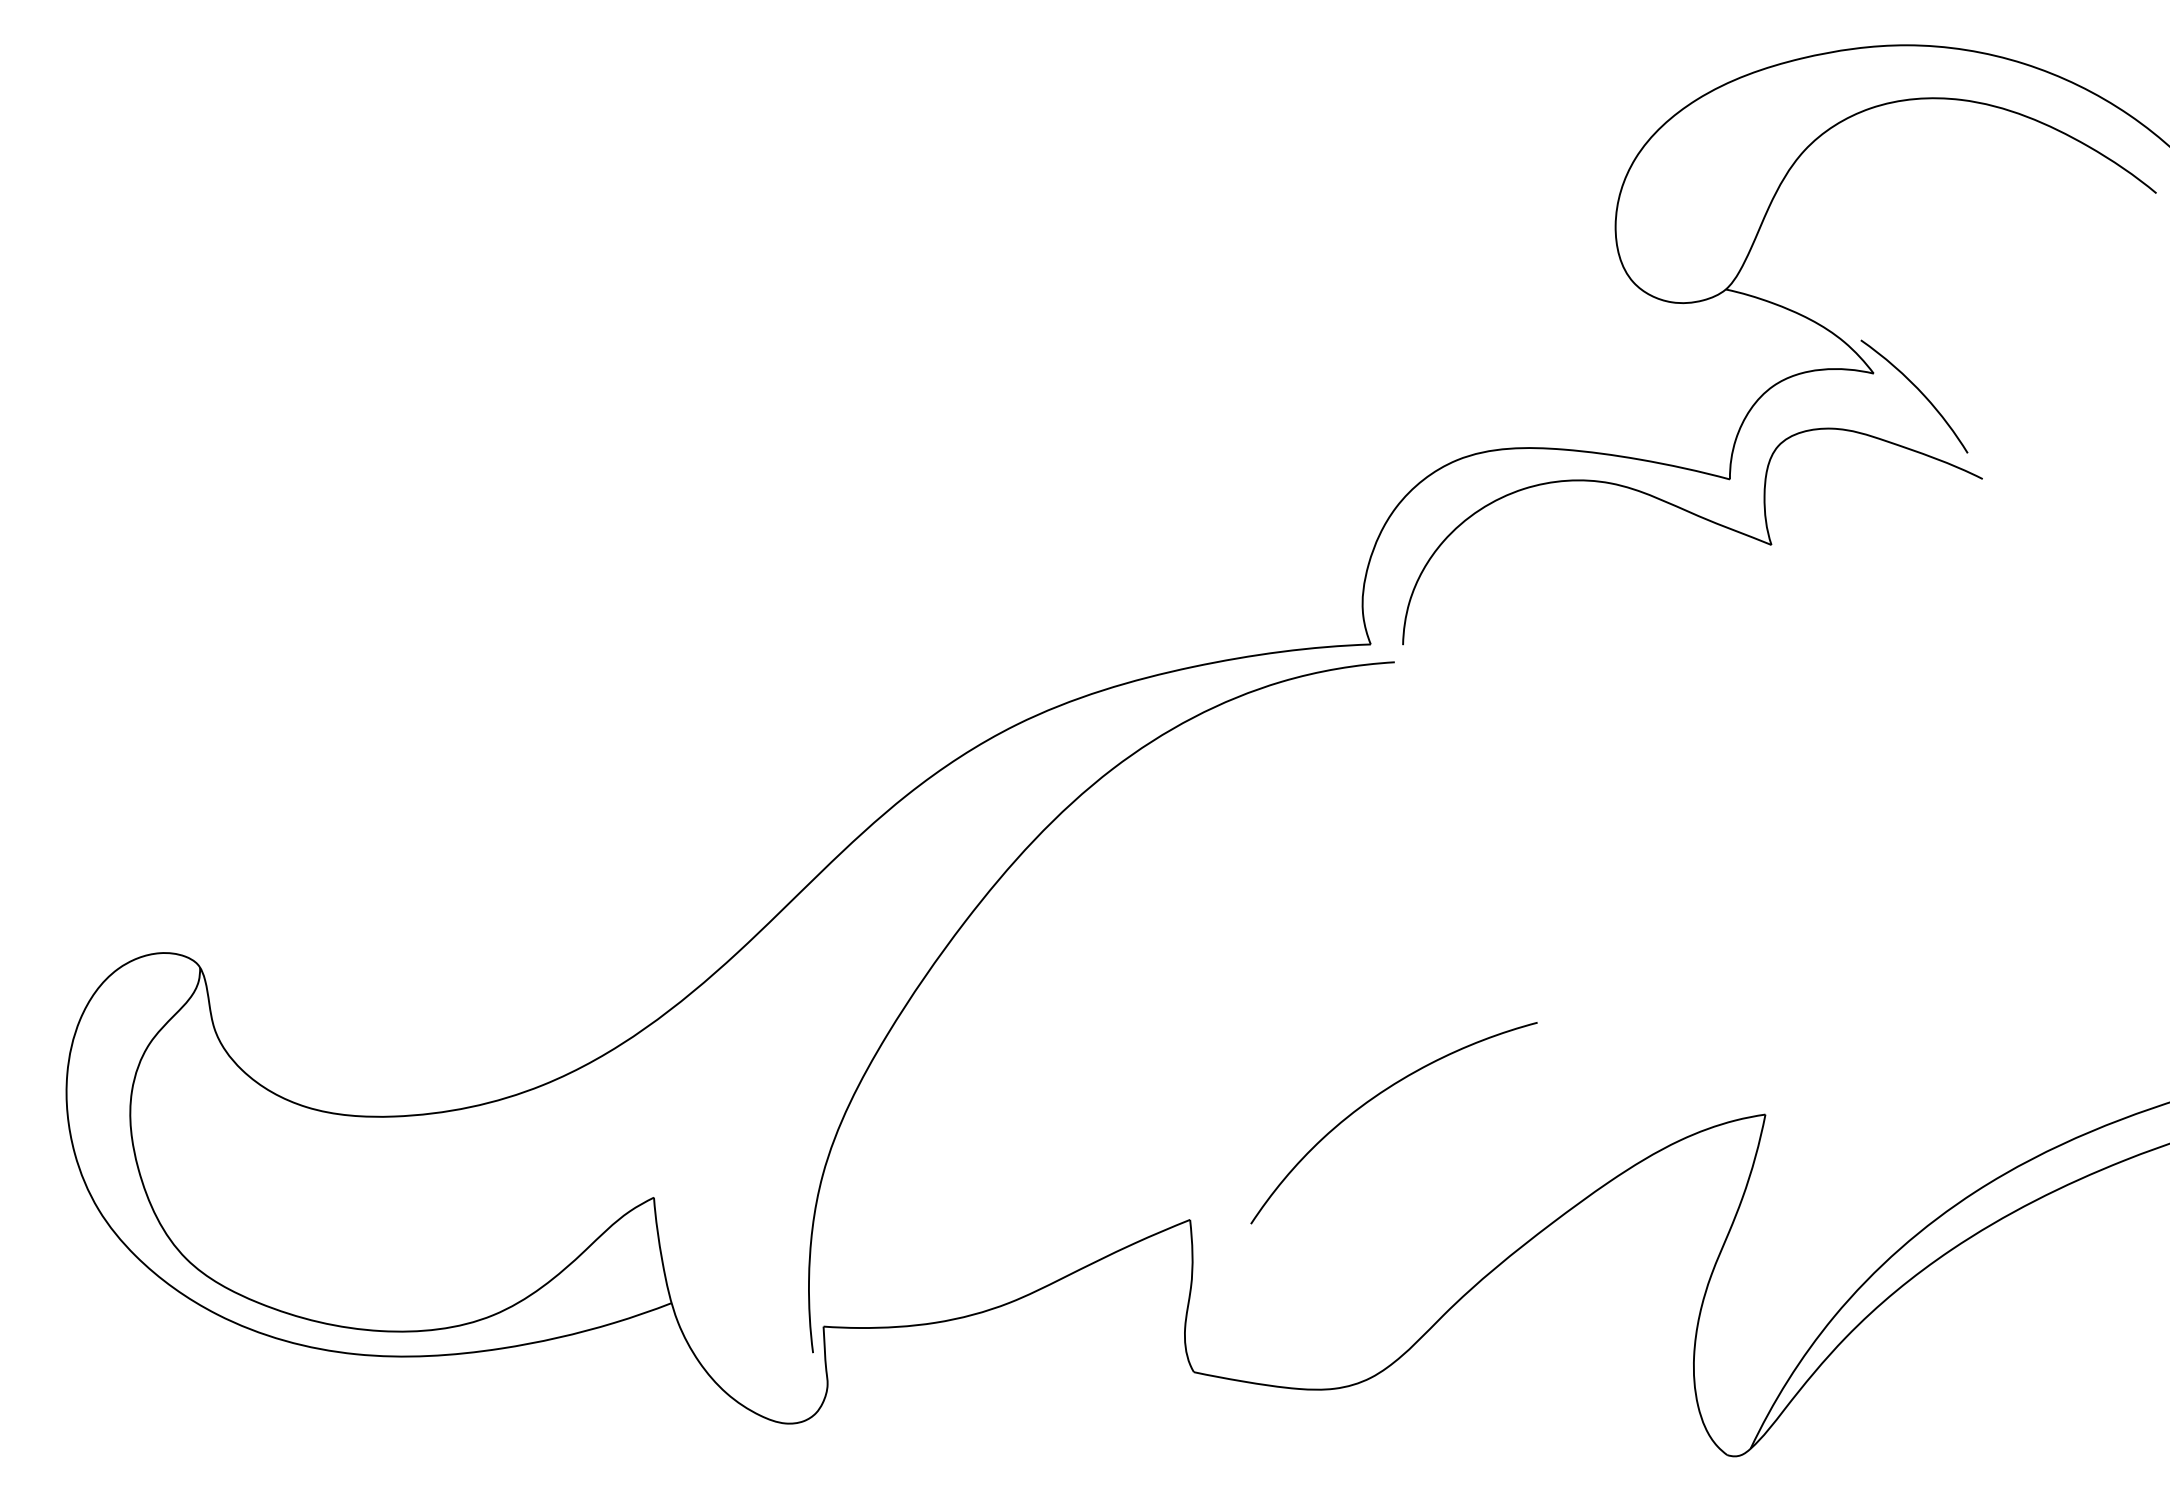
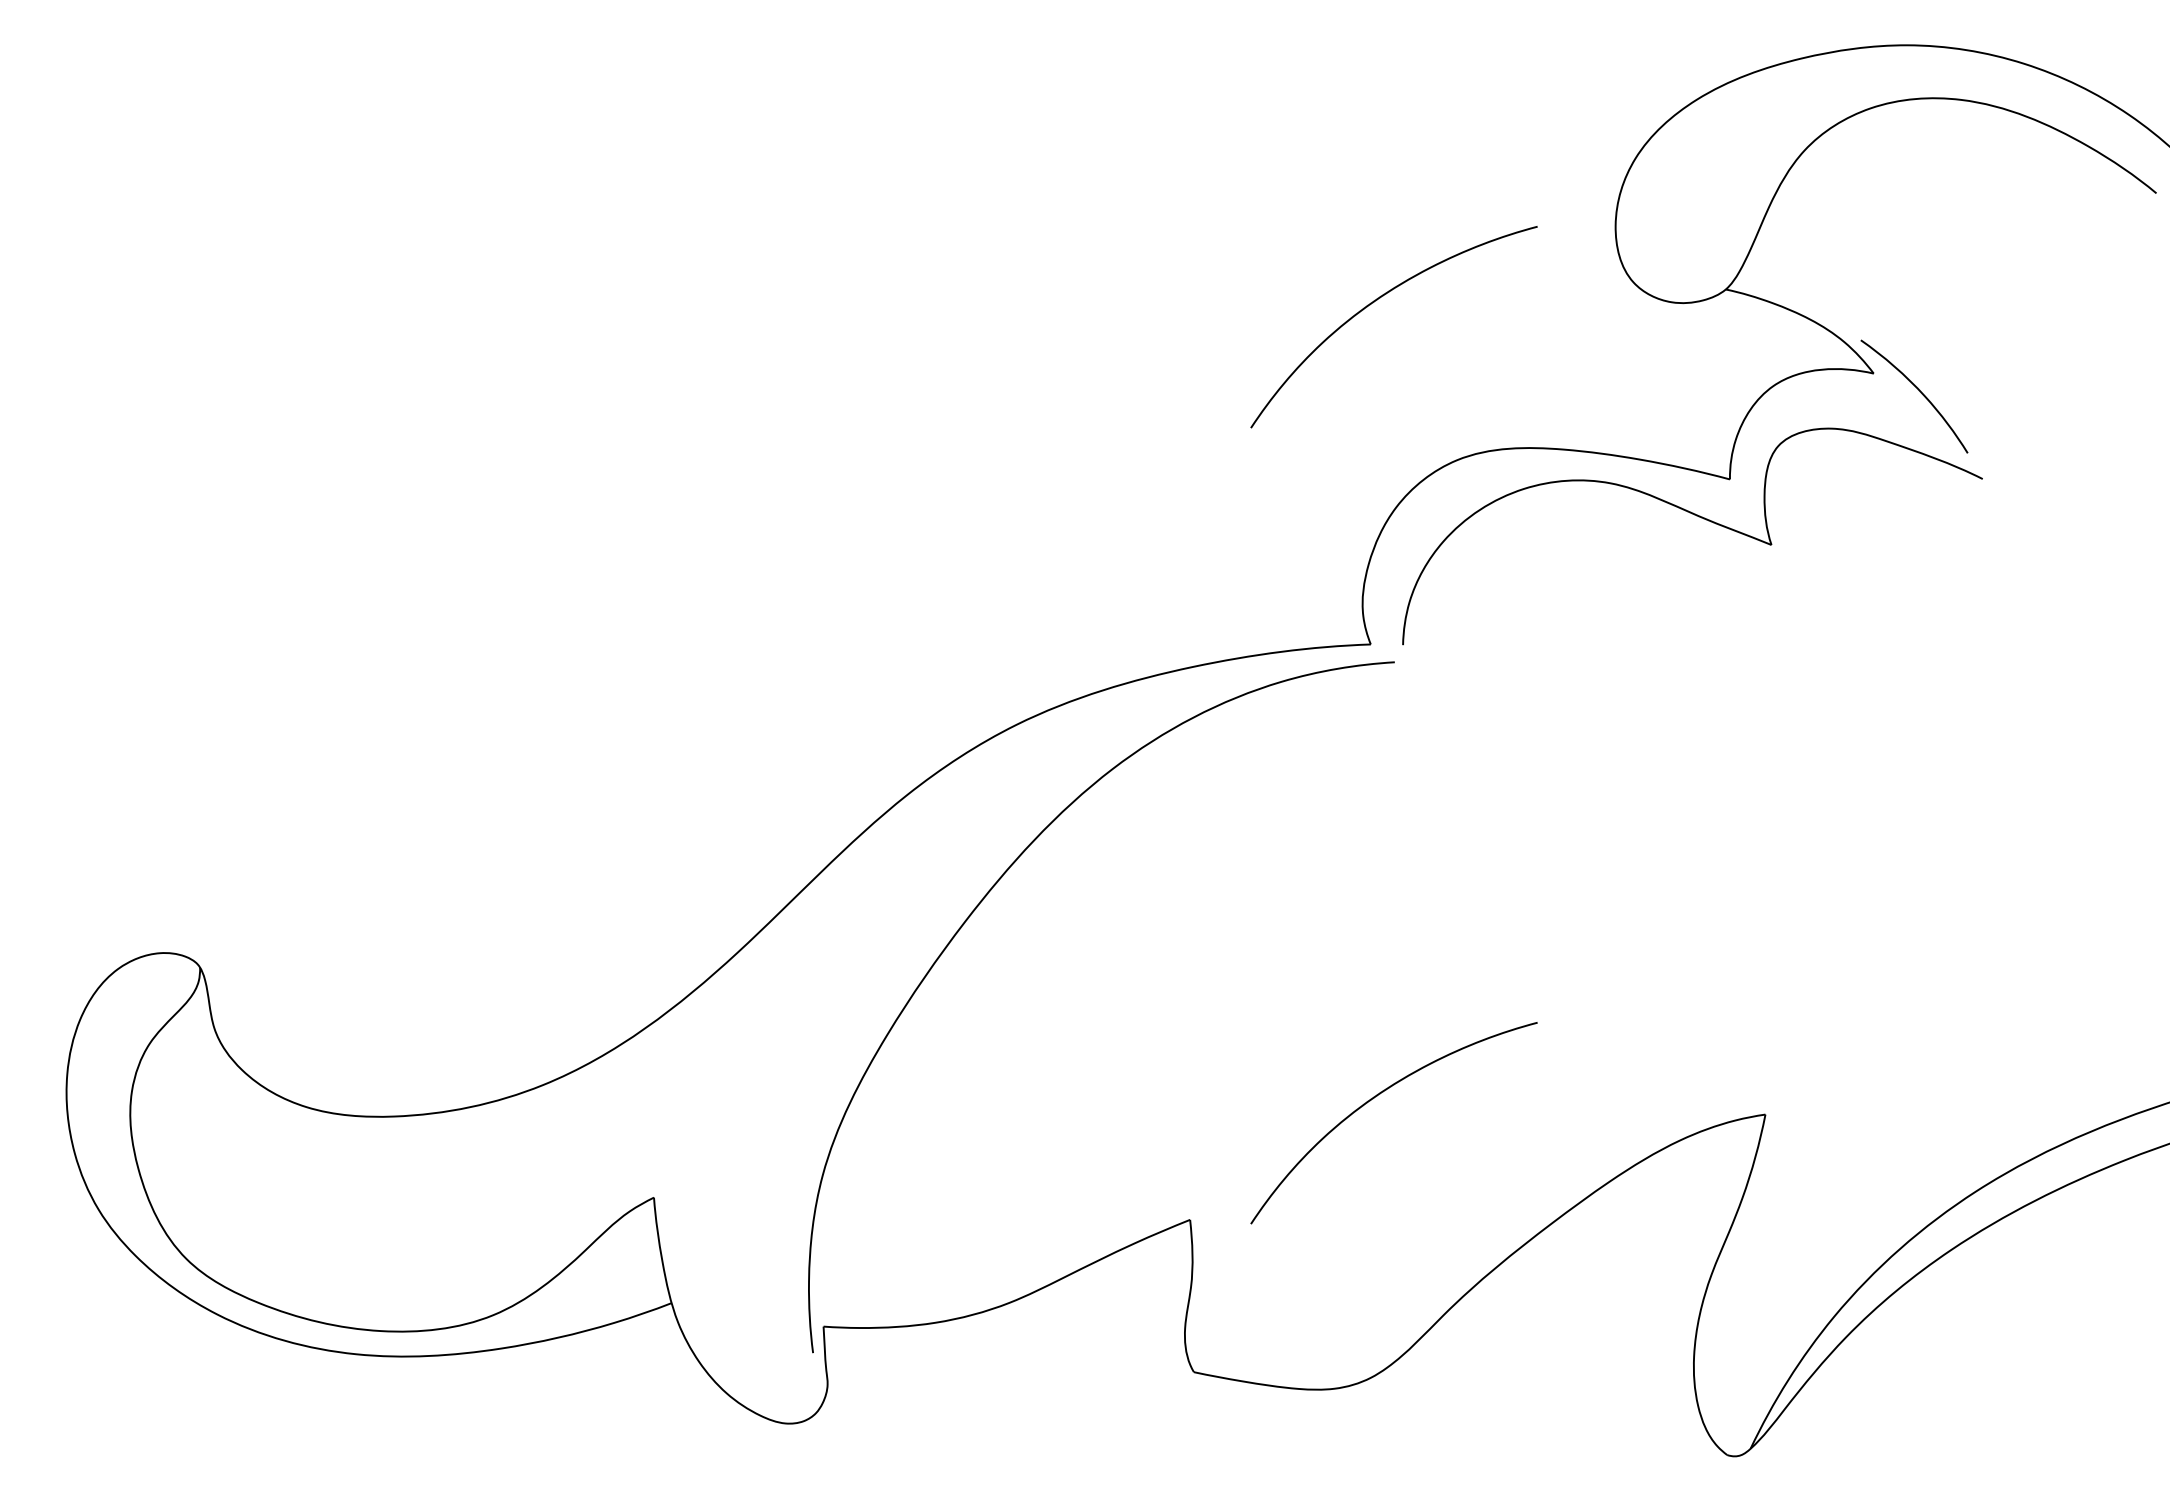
curve: none -> present (1373, 303)
